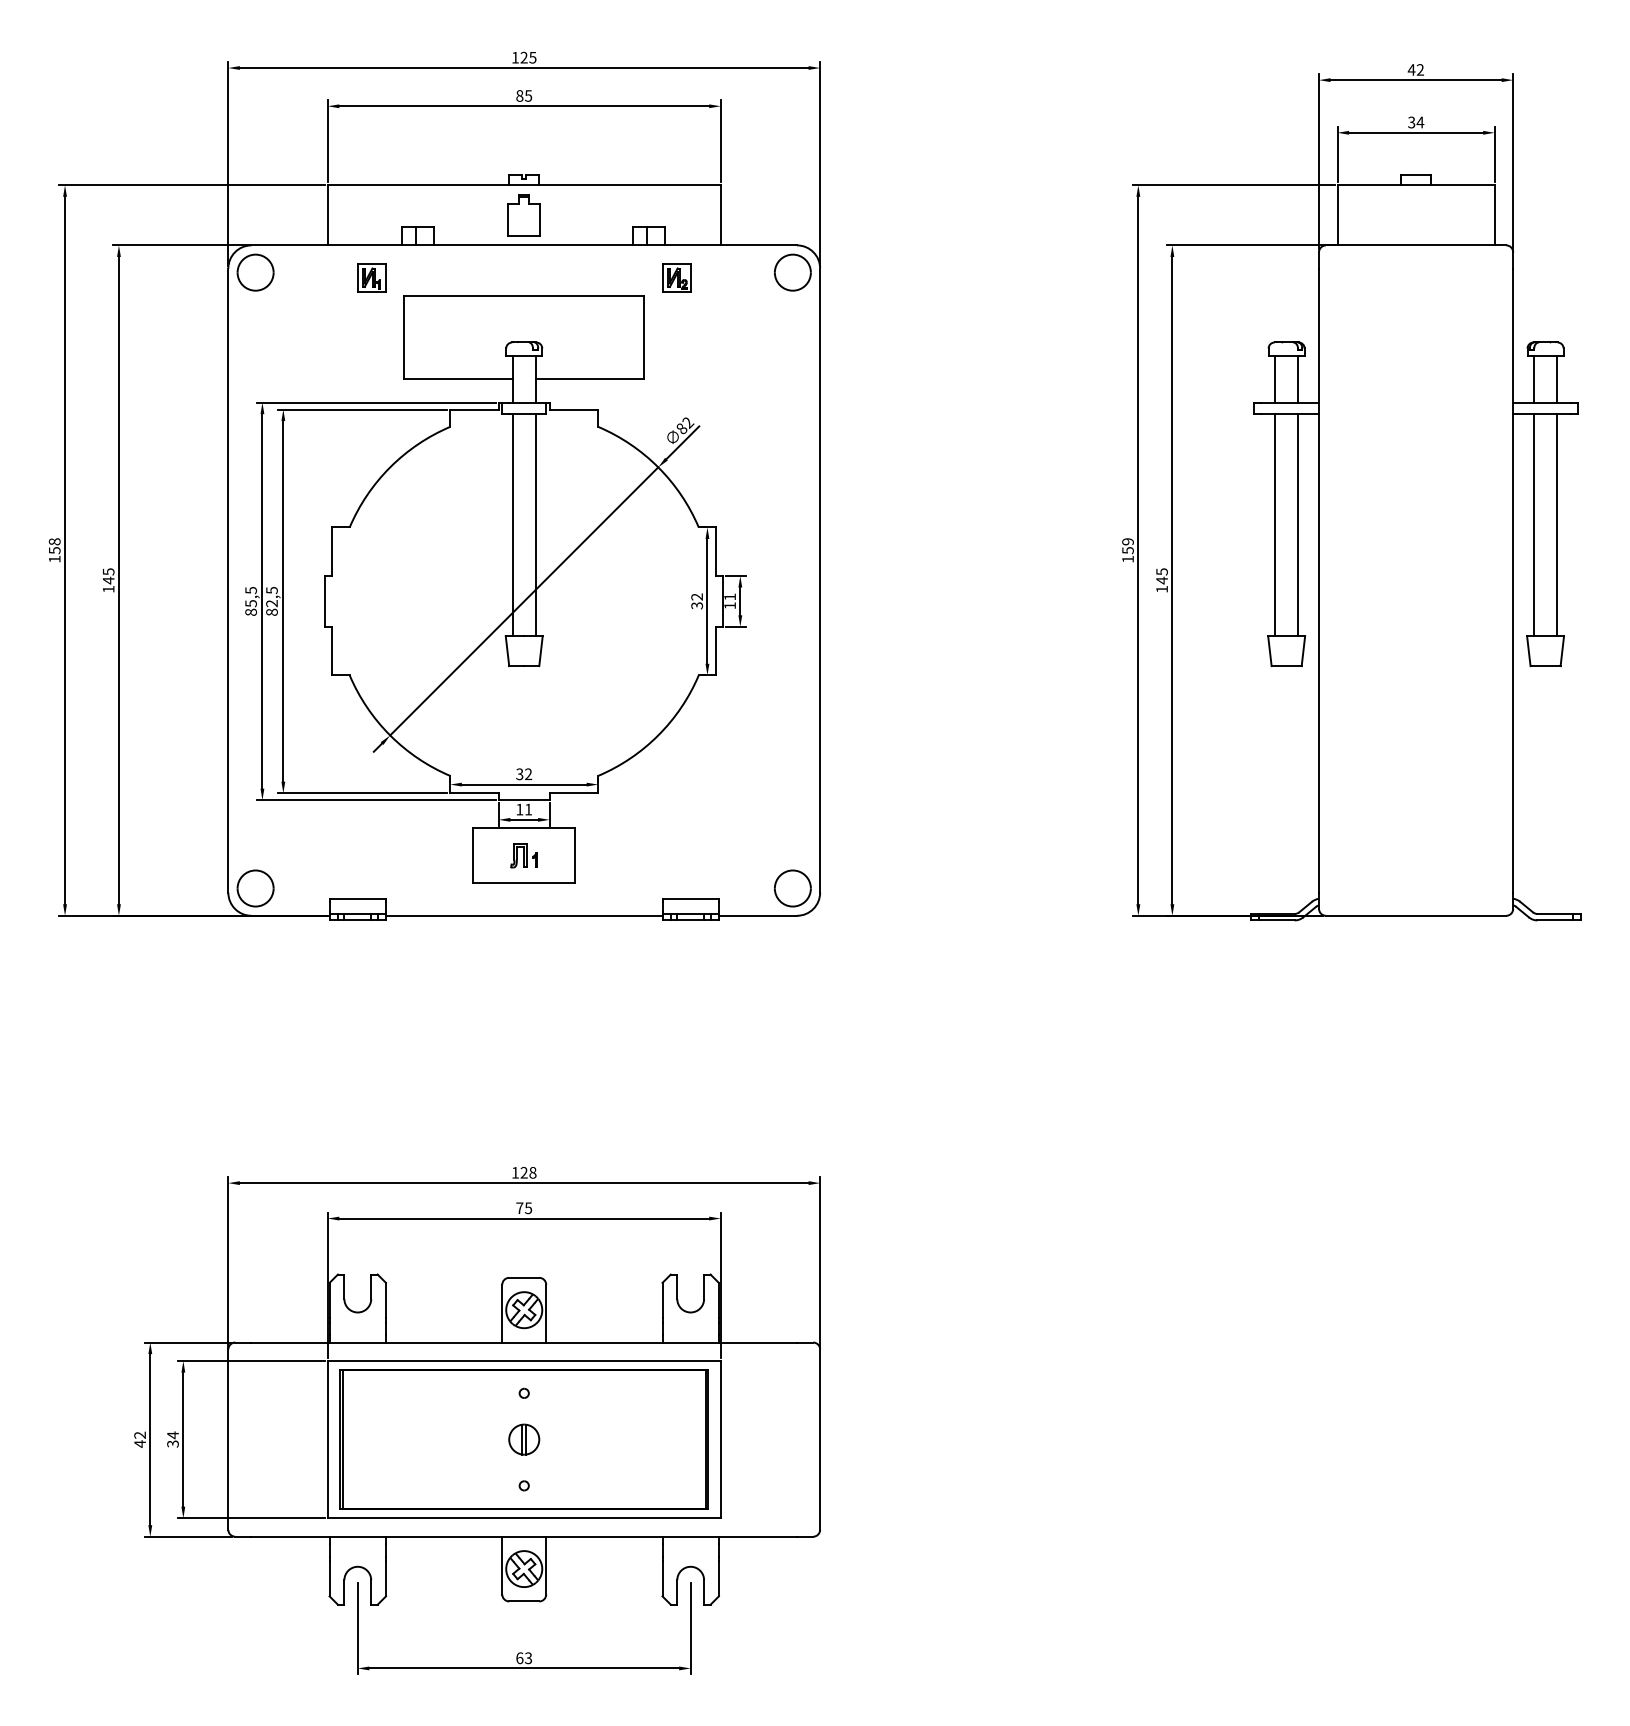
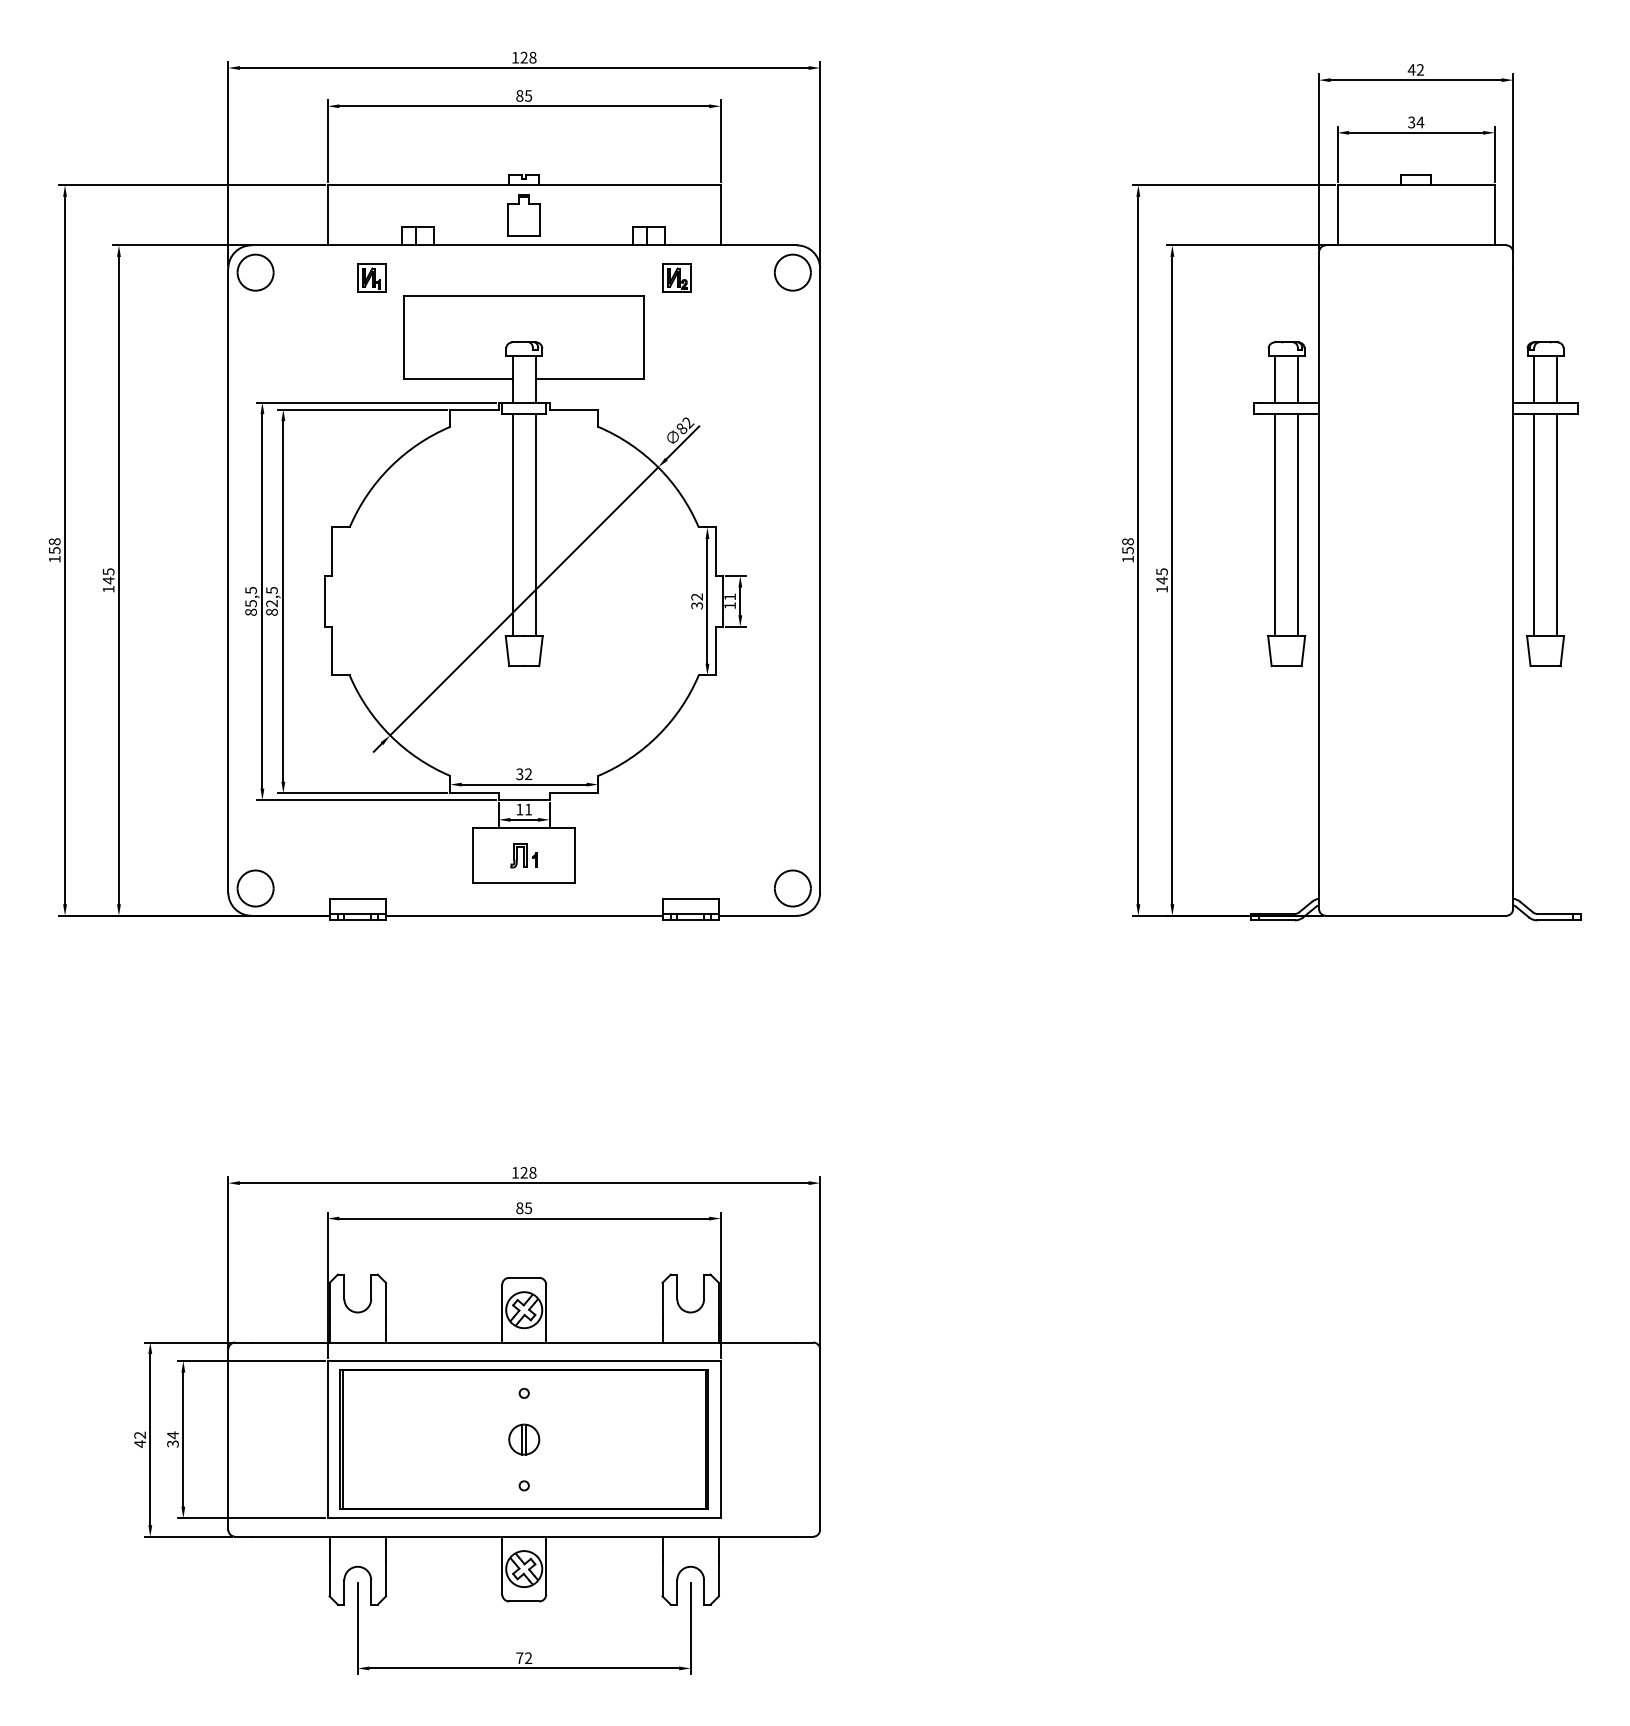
text: 125 -> 128 (532, 57)
text: 159 -> 158 (1127, 541)
text: 75 -> 85 (519, 1208)
text: 63 -> 72 (524, 1658)
